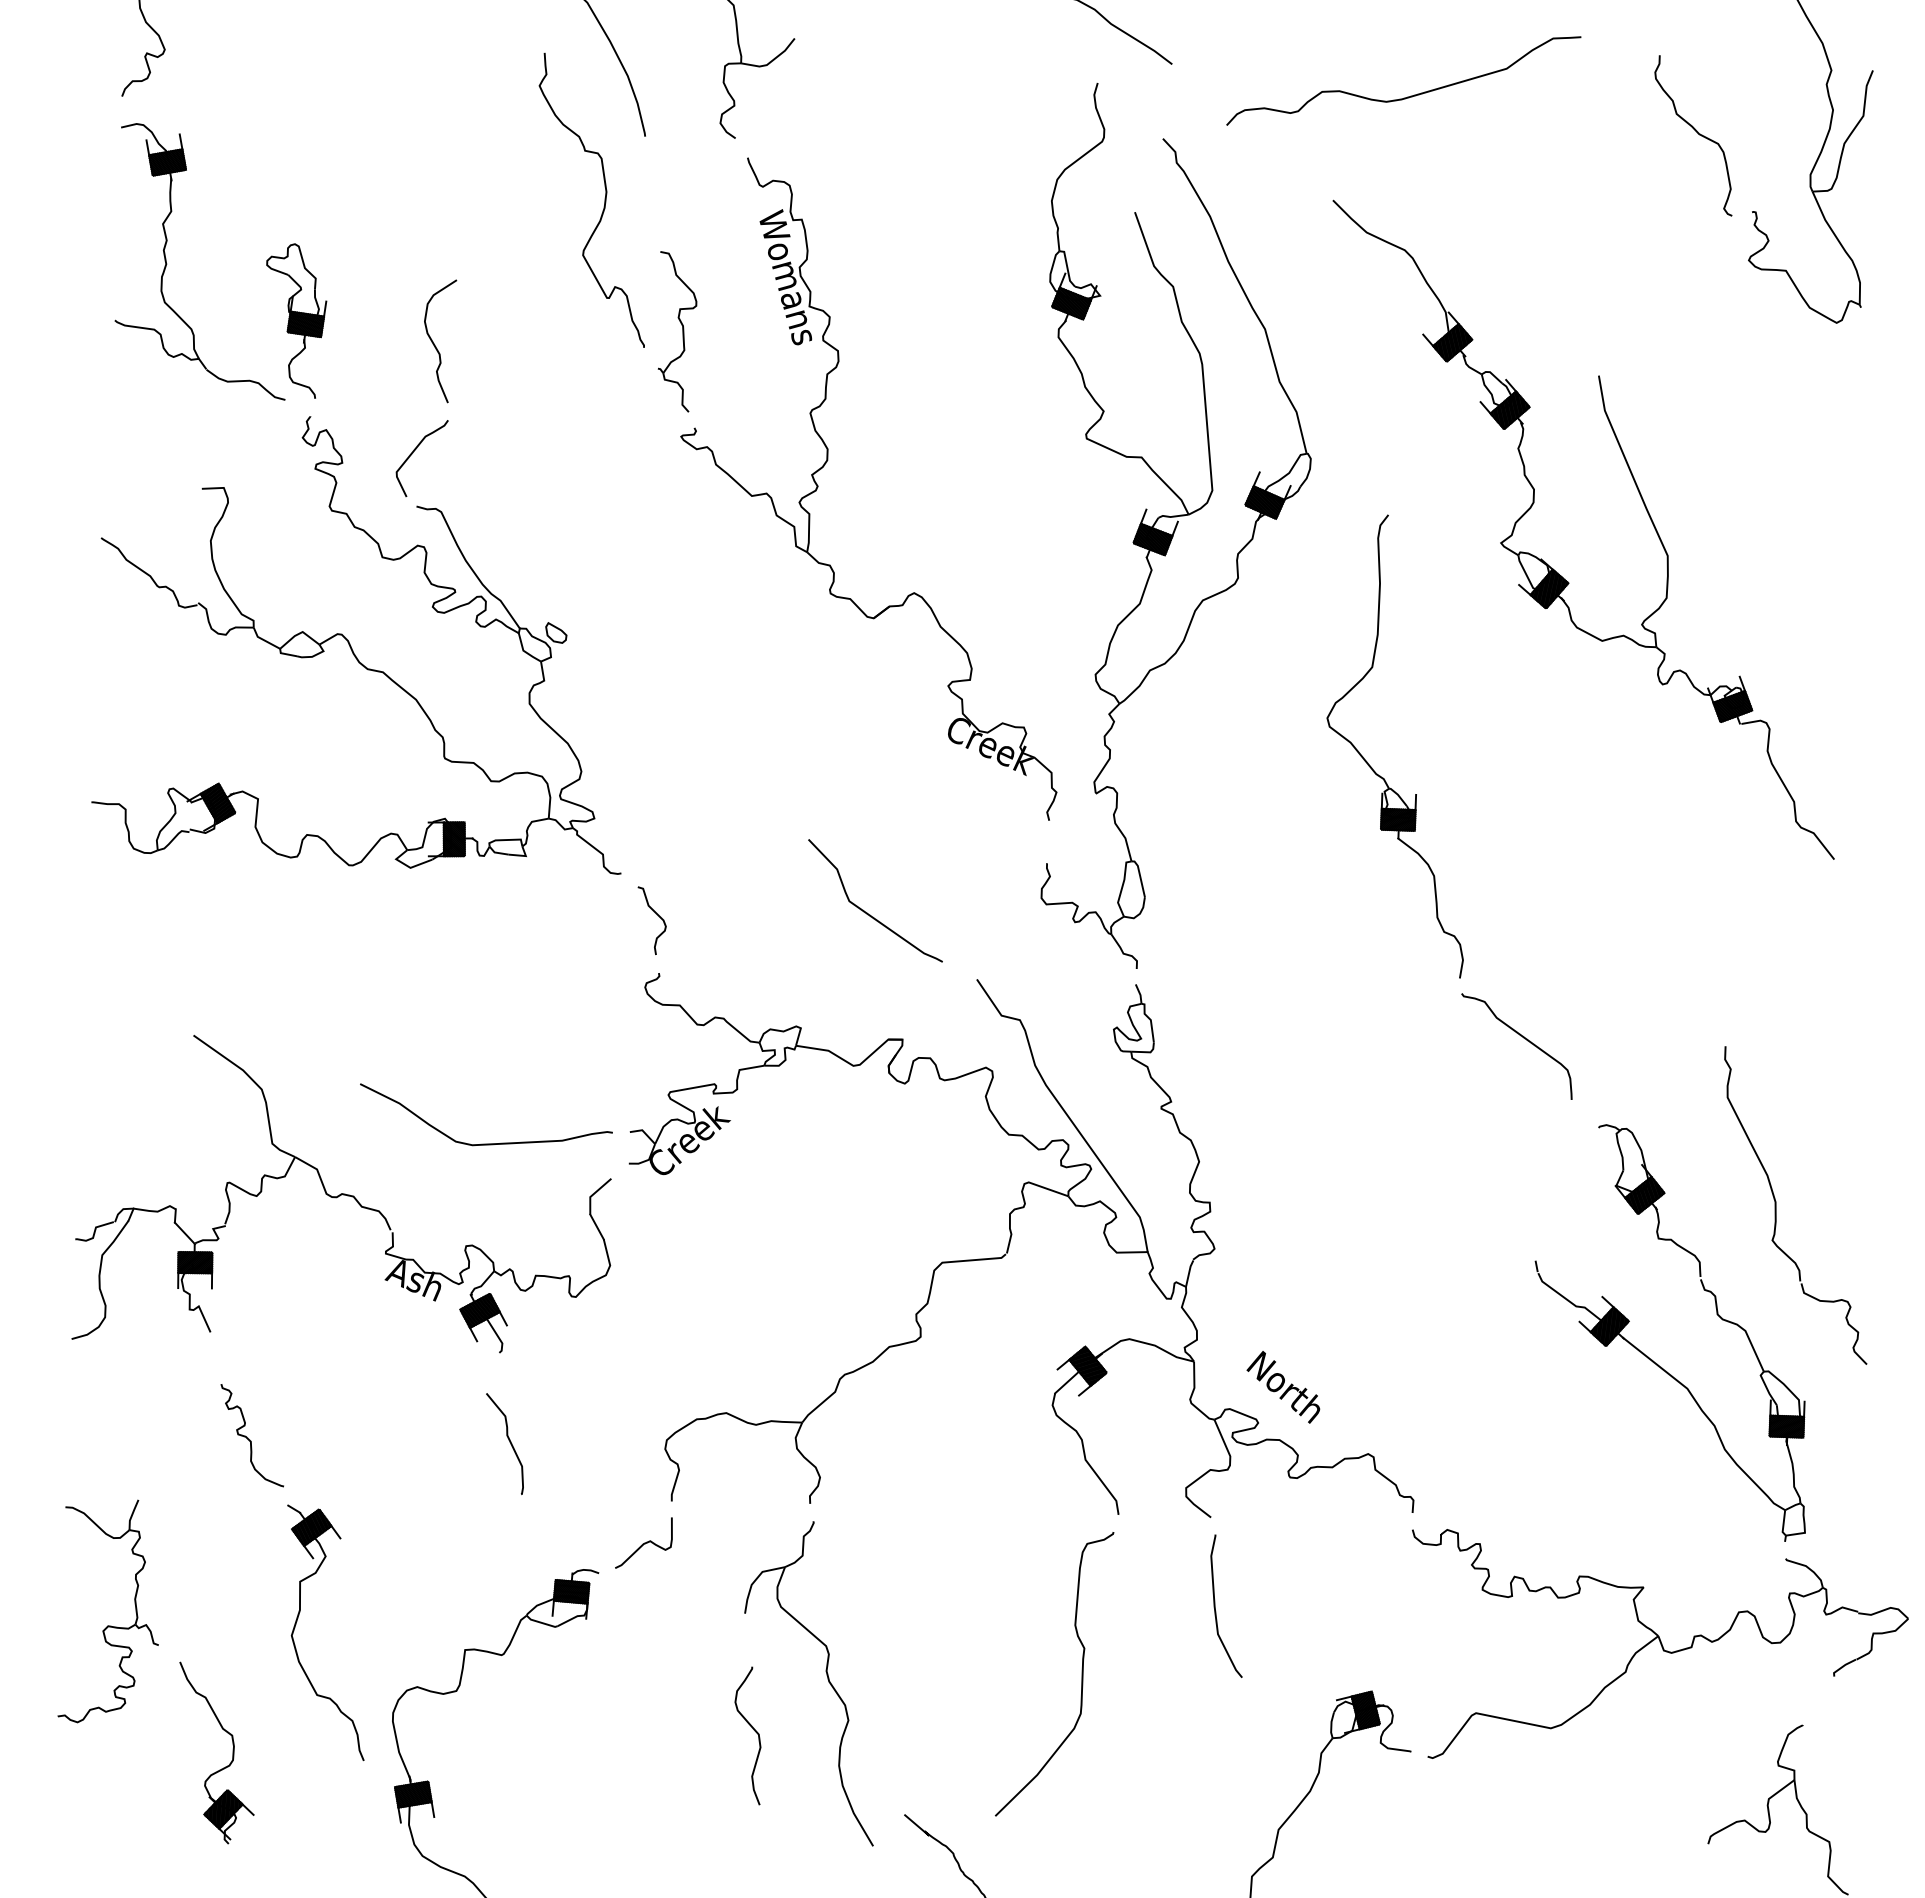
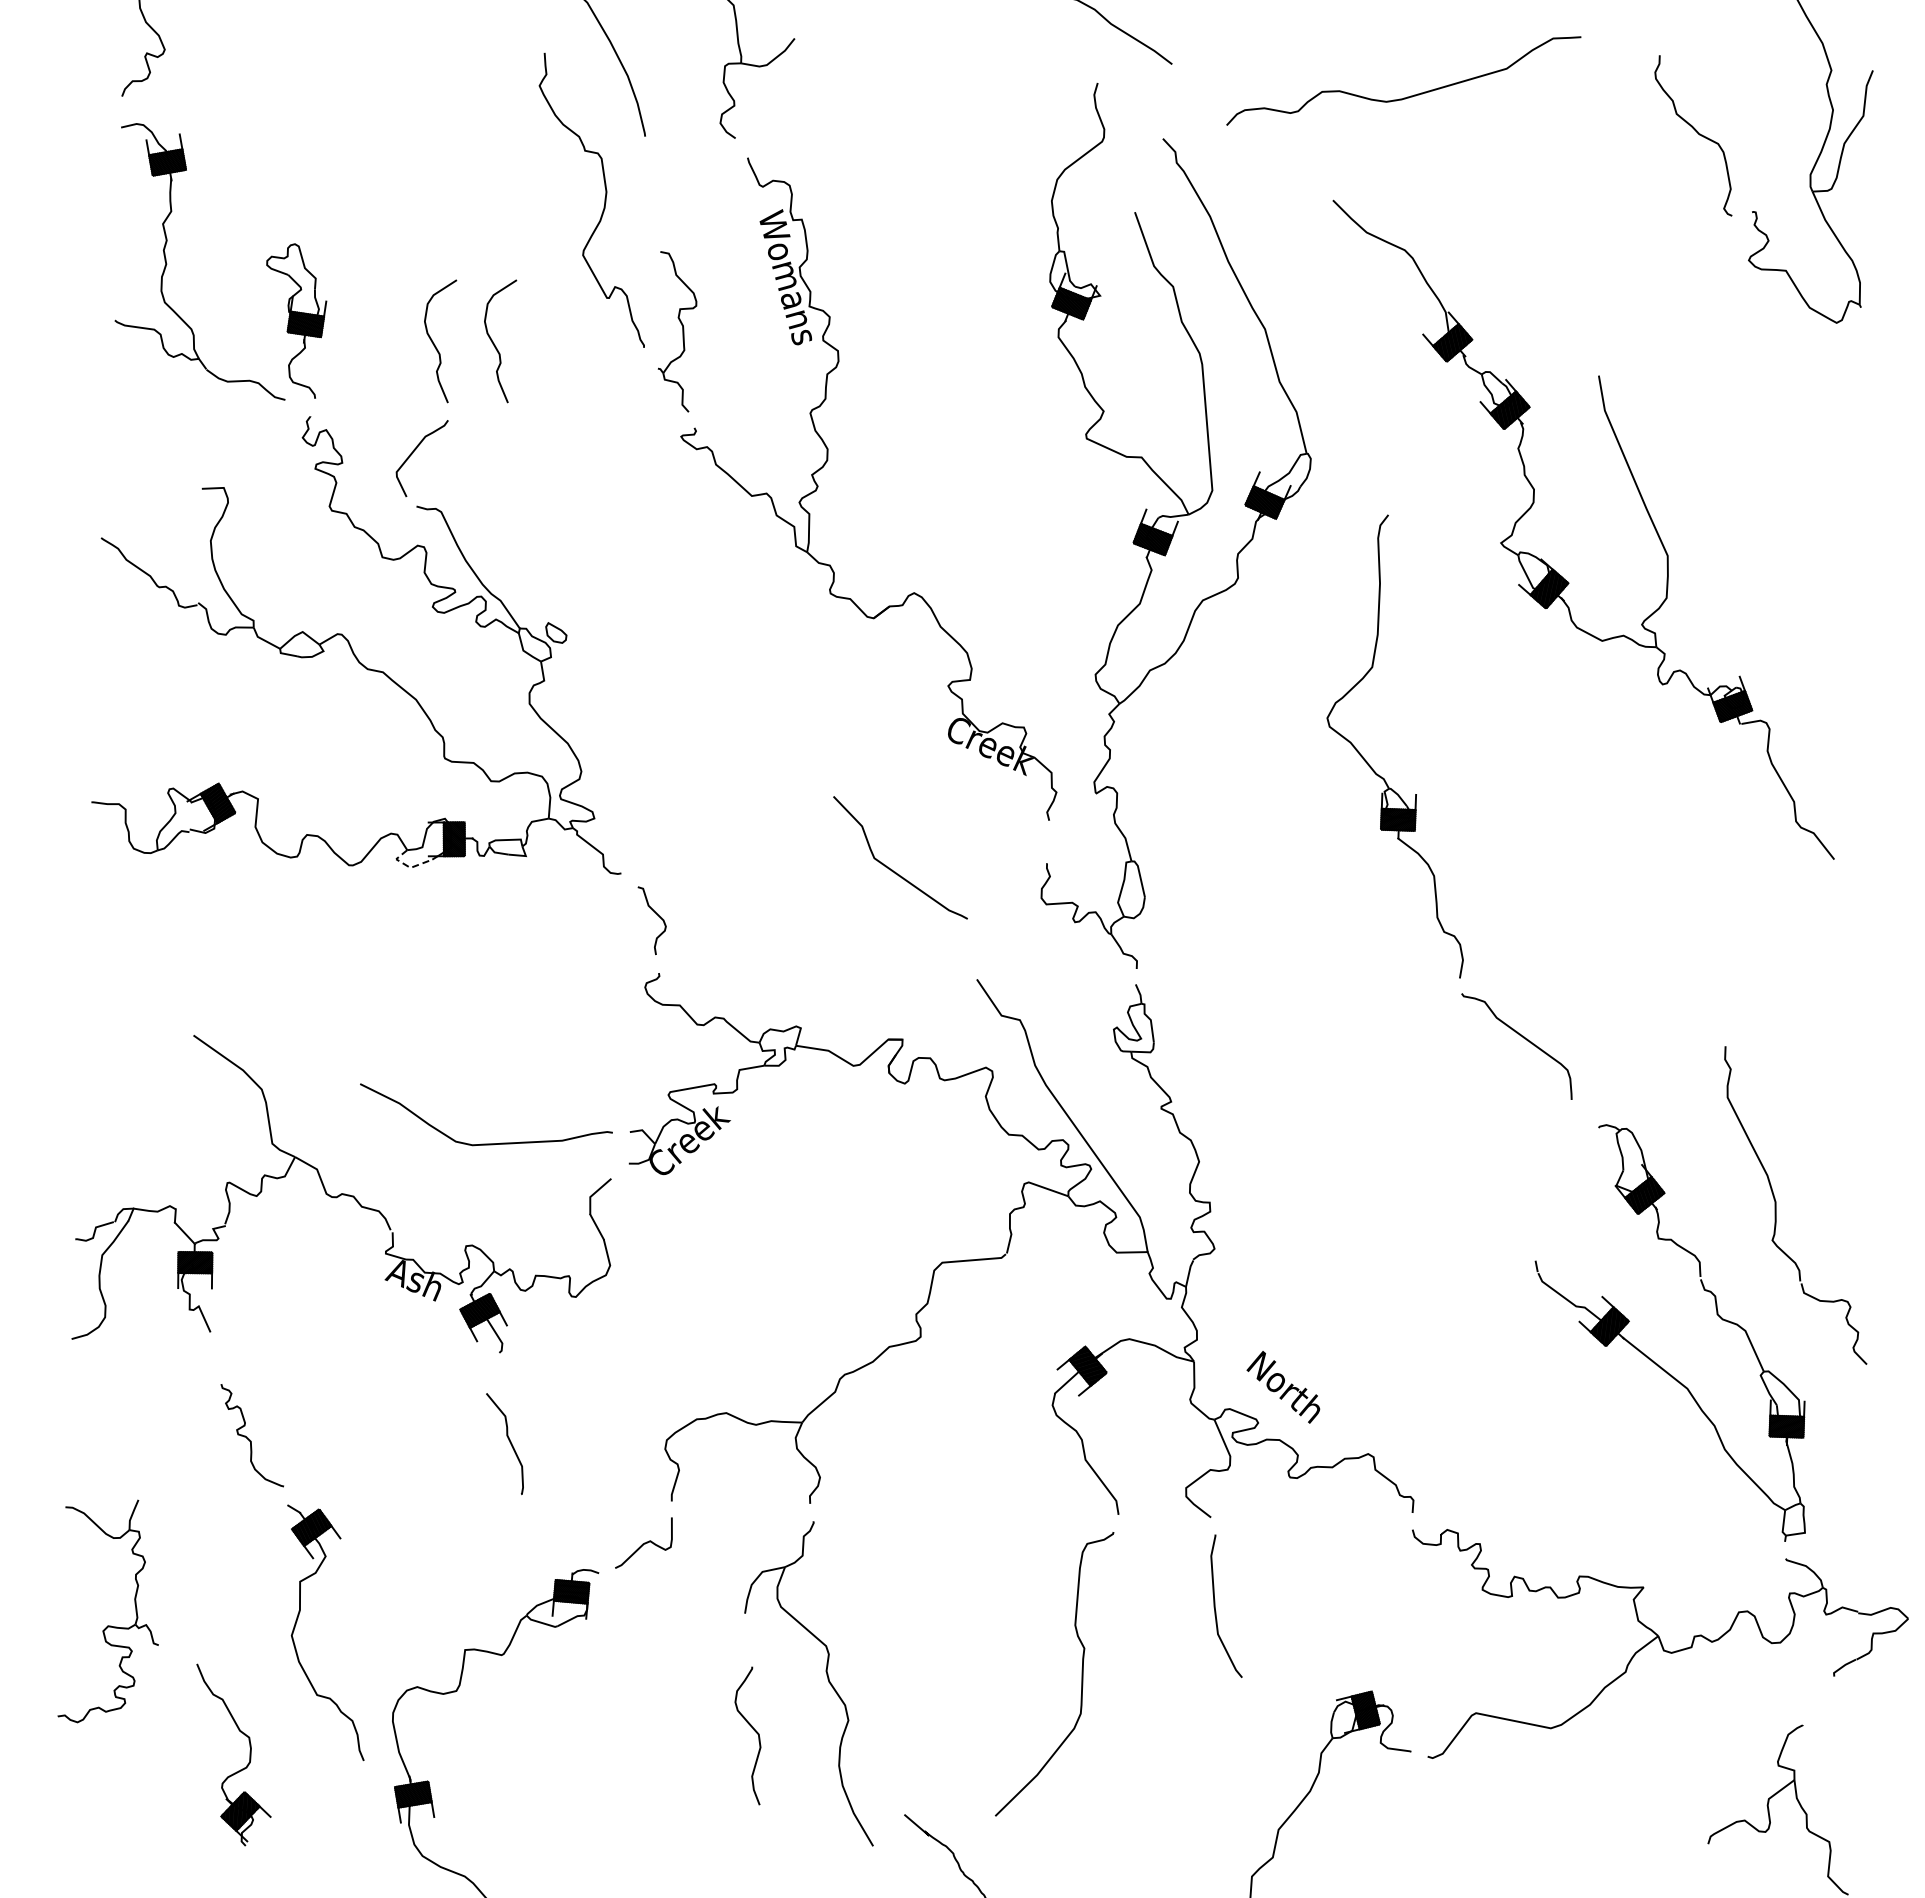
curve: none -> present (494, 343)
line: solid -> dashed (407, 865)
curve position: (867, 912) -> (892, 869) (892, 869)
part position: (232, 1752) -> (249, 1754) (249, 1754)
